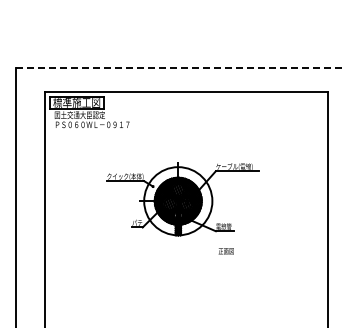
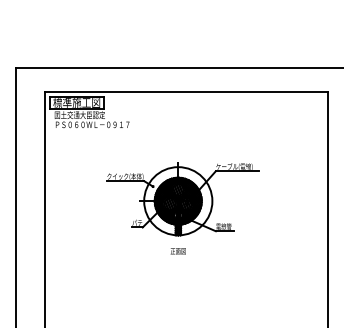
line: dashed -> solid (179, 67)
text position: (225, 251) -> (177, 251) (177, 251)
